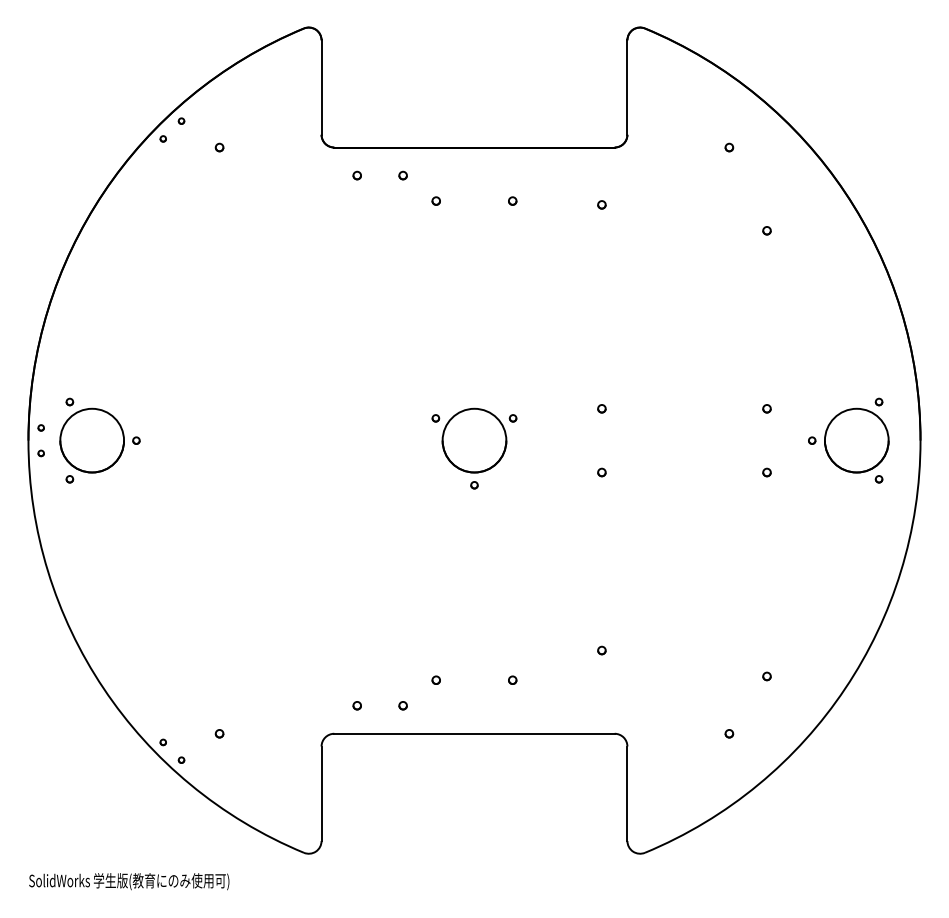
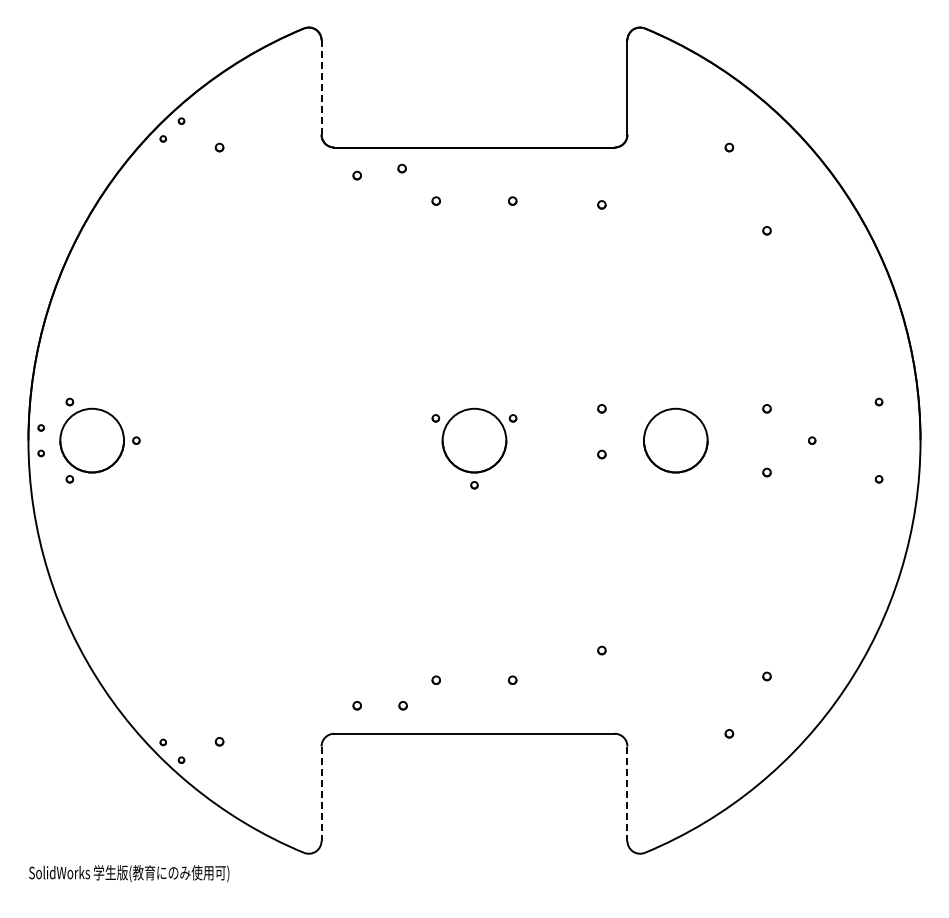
line: solid -> dashed (321, 87)
part position: (402, 175) -> (401, 168) (401, 168)
part position: (856, 440) -> (675, 440) (675, 440)
part position: (601, 472) -> (601, 454) (601, 454)
part position: (219, 733) -> (219, 741) (219, 741)
line: solid -> dashed (321, 794)
line: solid -> dashed (627, 794)
text position: (129, 881) -> (129, 873) (129, 873)
